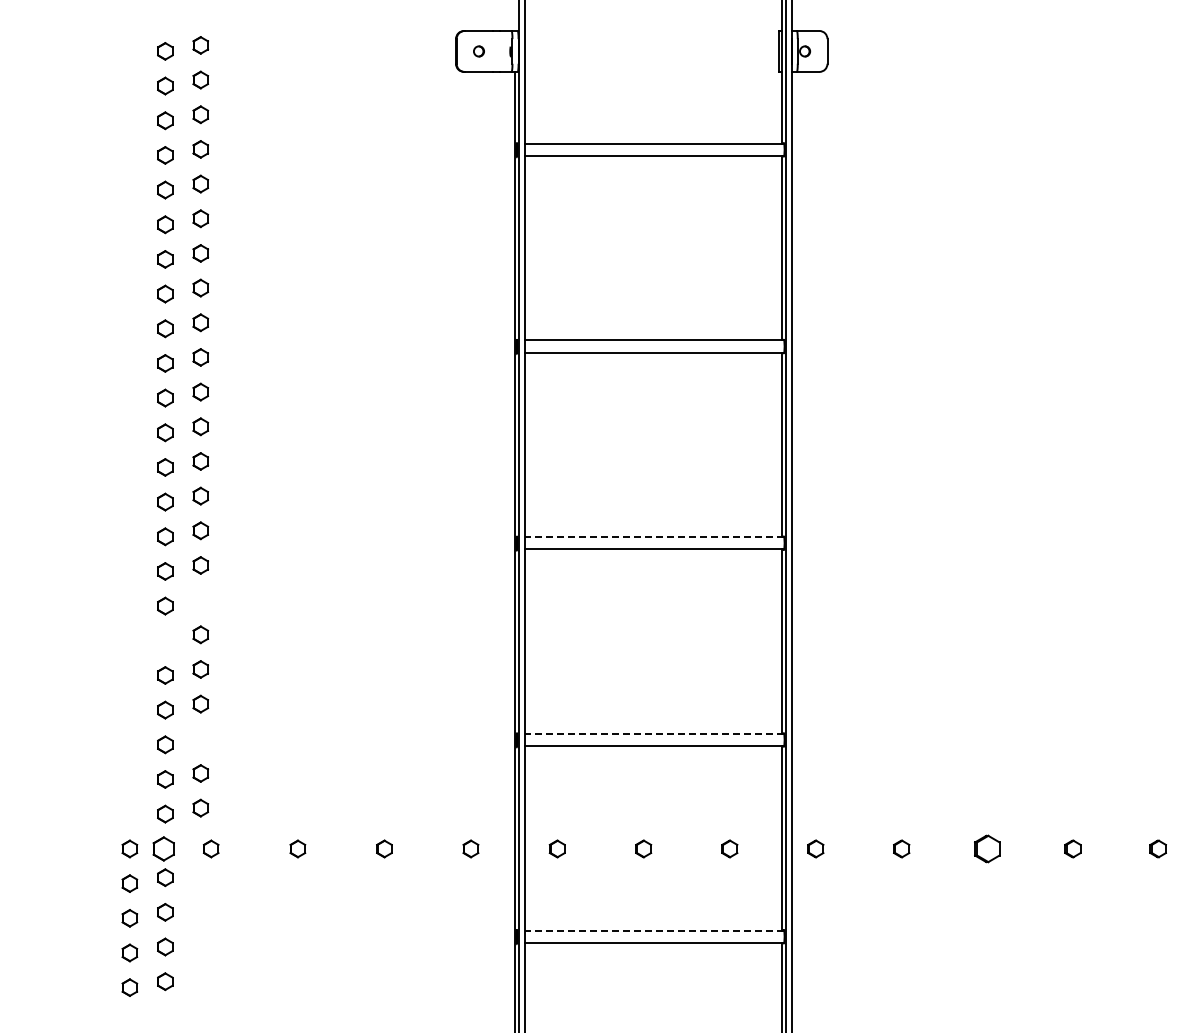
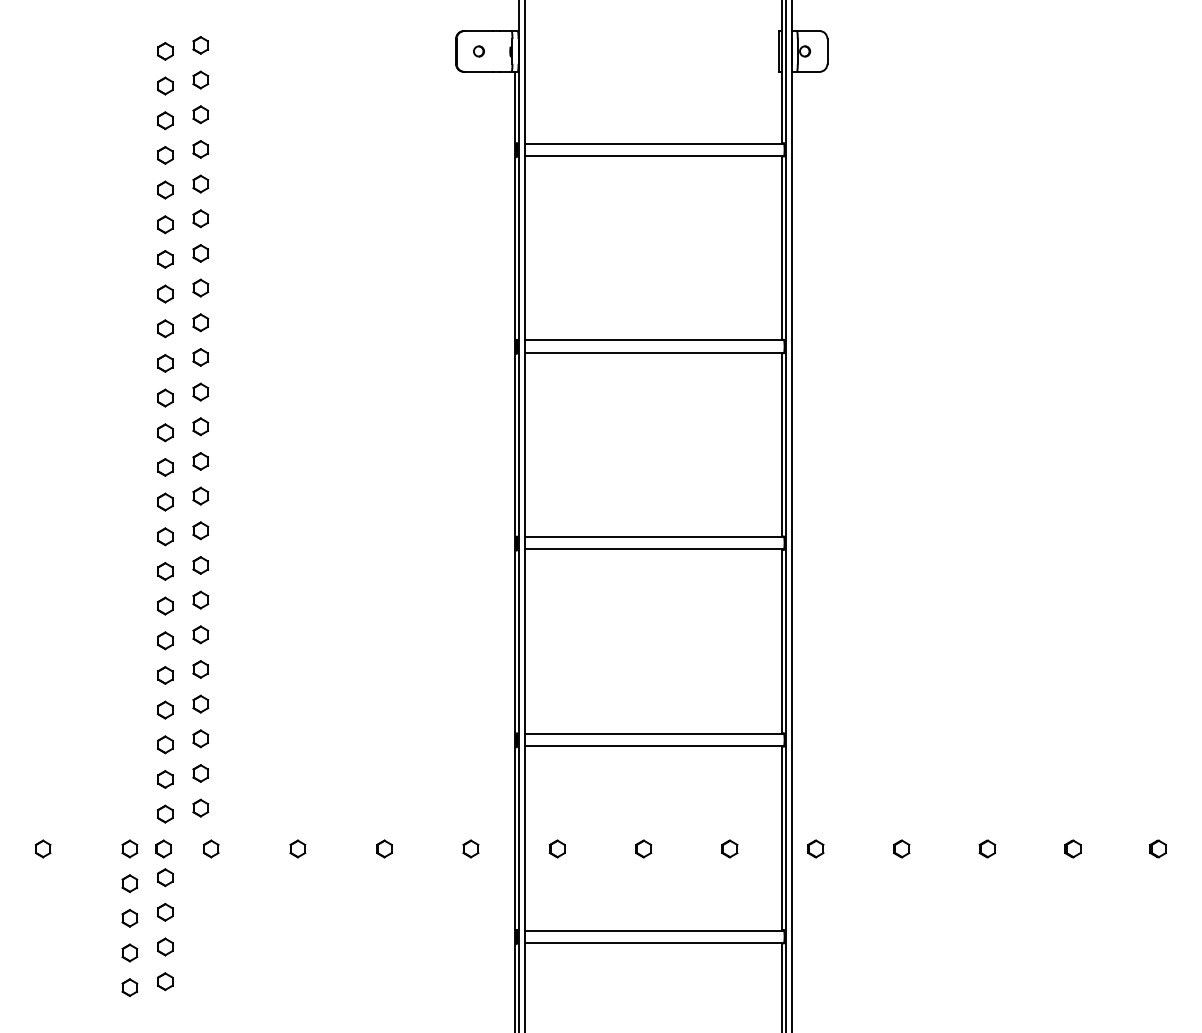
line: dashed -> solid (654, 537)
part: none -> present (200, 599)
part: none -> present (165, 640)
line: dashed -> solid (654, 733)
part: none -> present (200, 738)
part: none -> present (43, 848)
part size: 23x26 px -> 17x20 px (163, 848)
part size: 27x30 px -> 19x20 px (987, 848)
line: dashed -> solid (654, 930)
